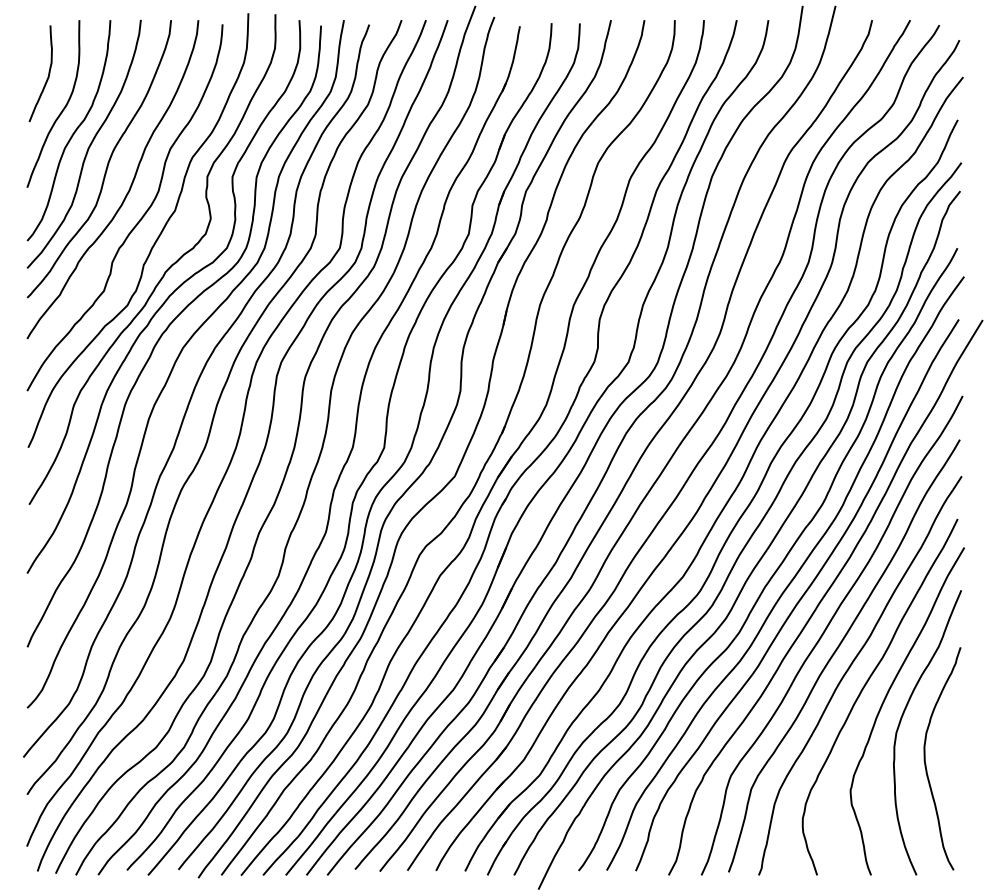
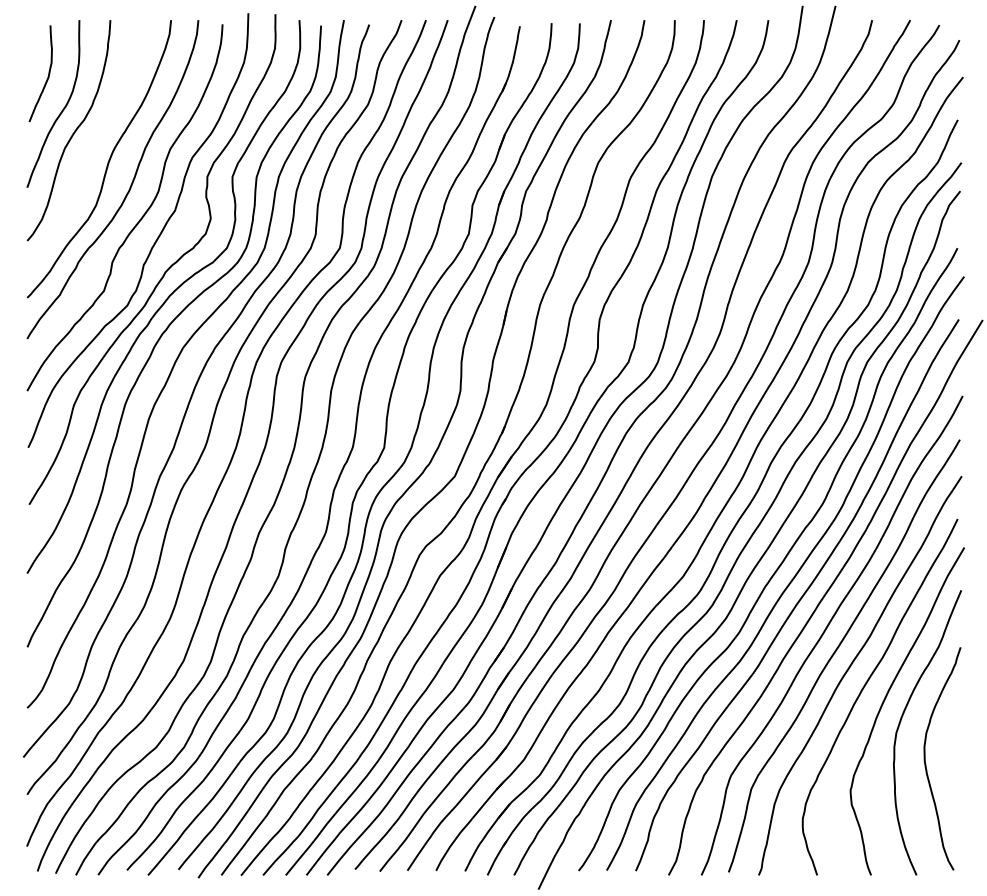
curve: present -> none (88, 146)
